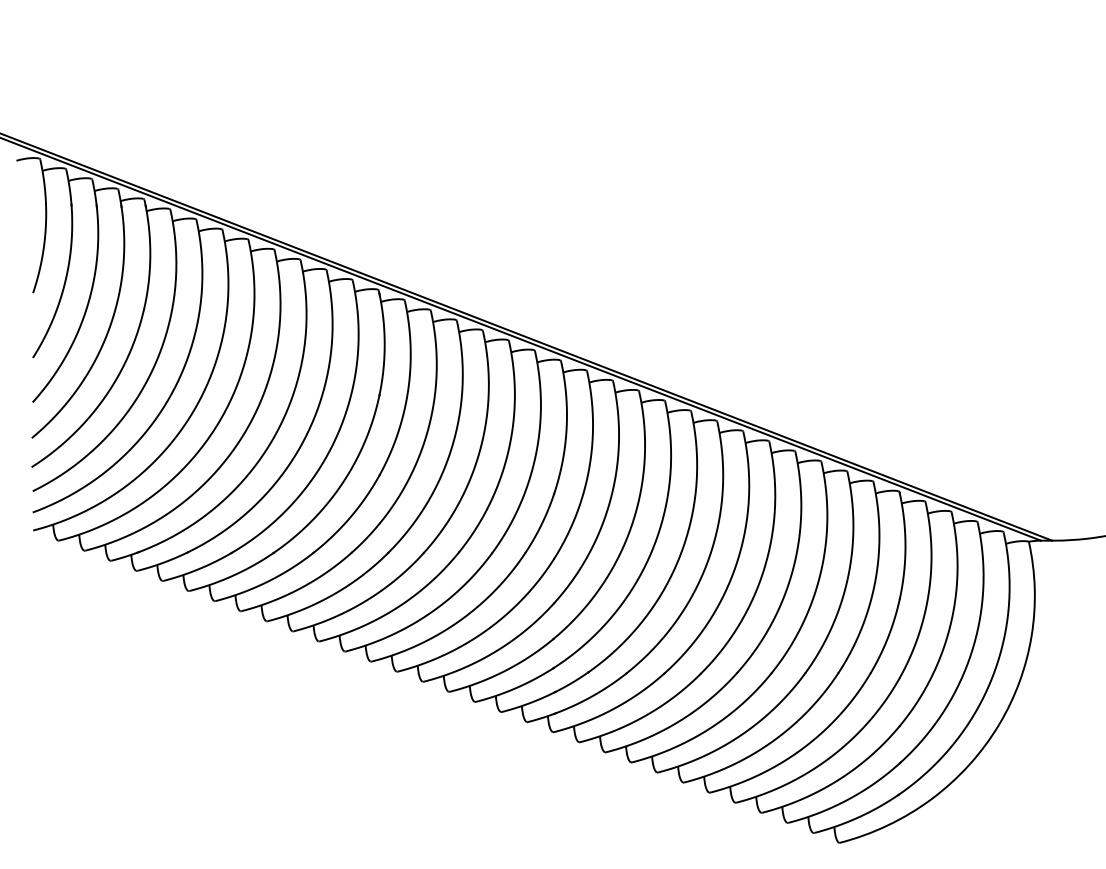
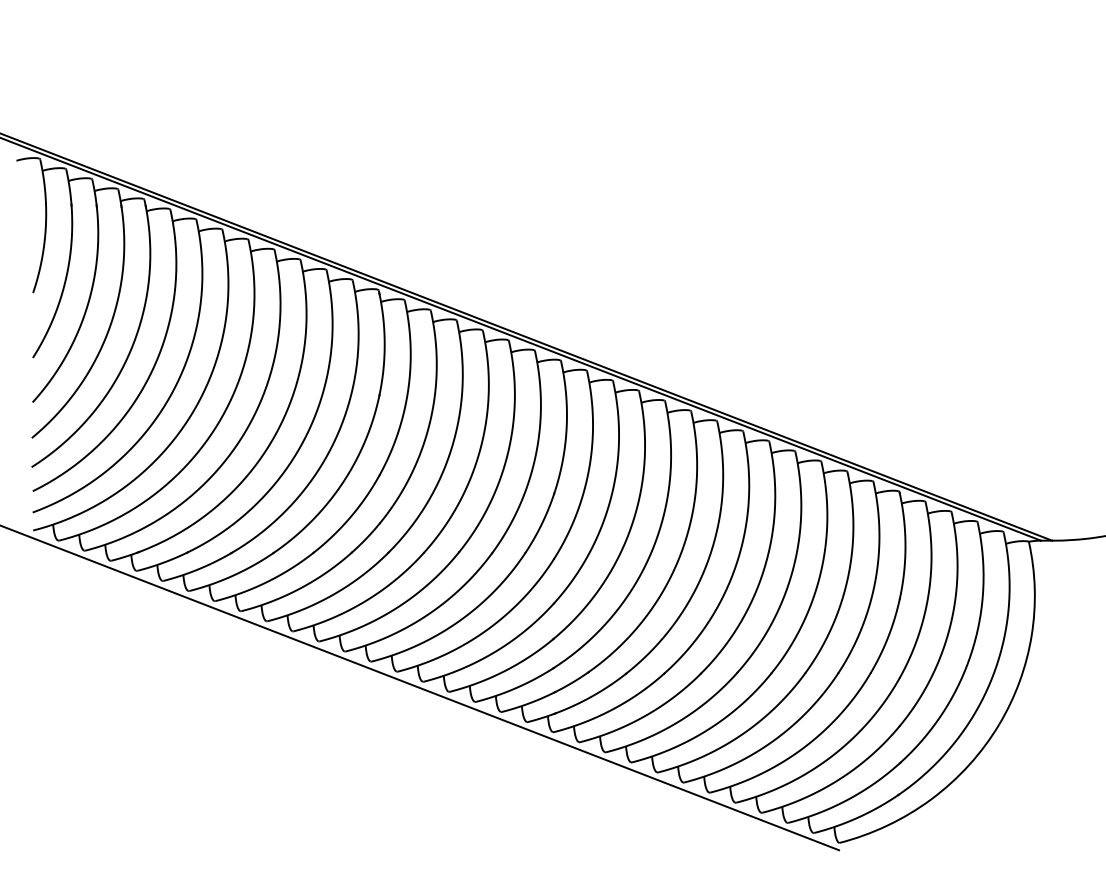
line: none -> present (420, 688)
